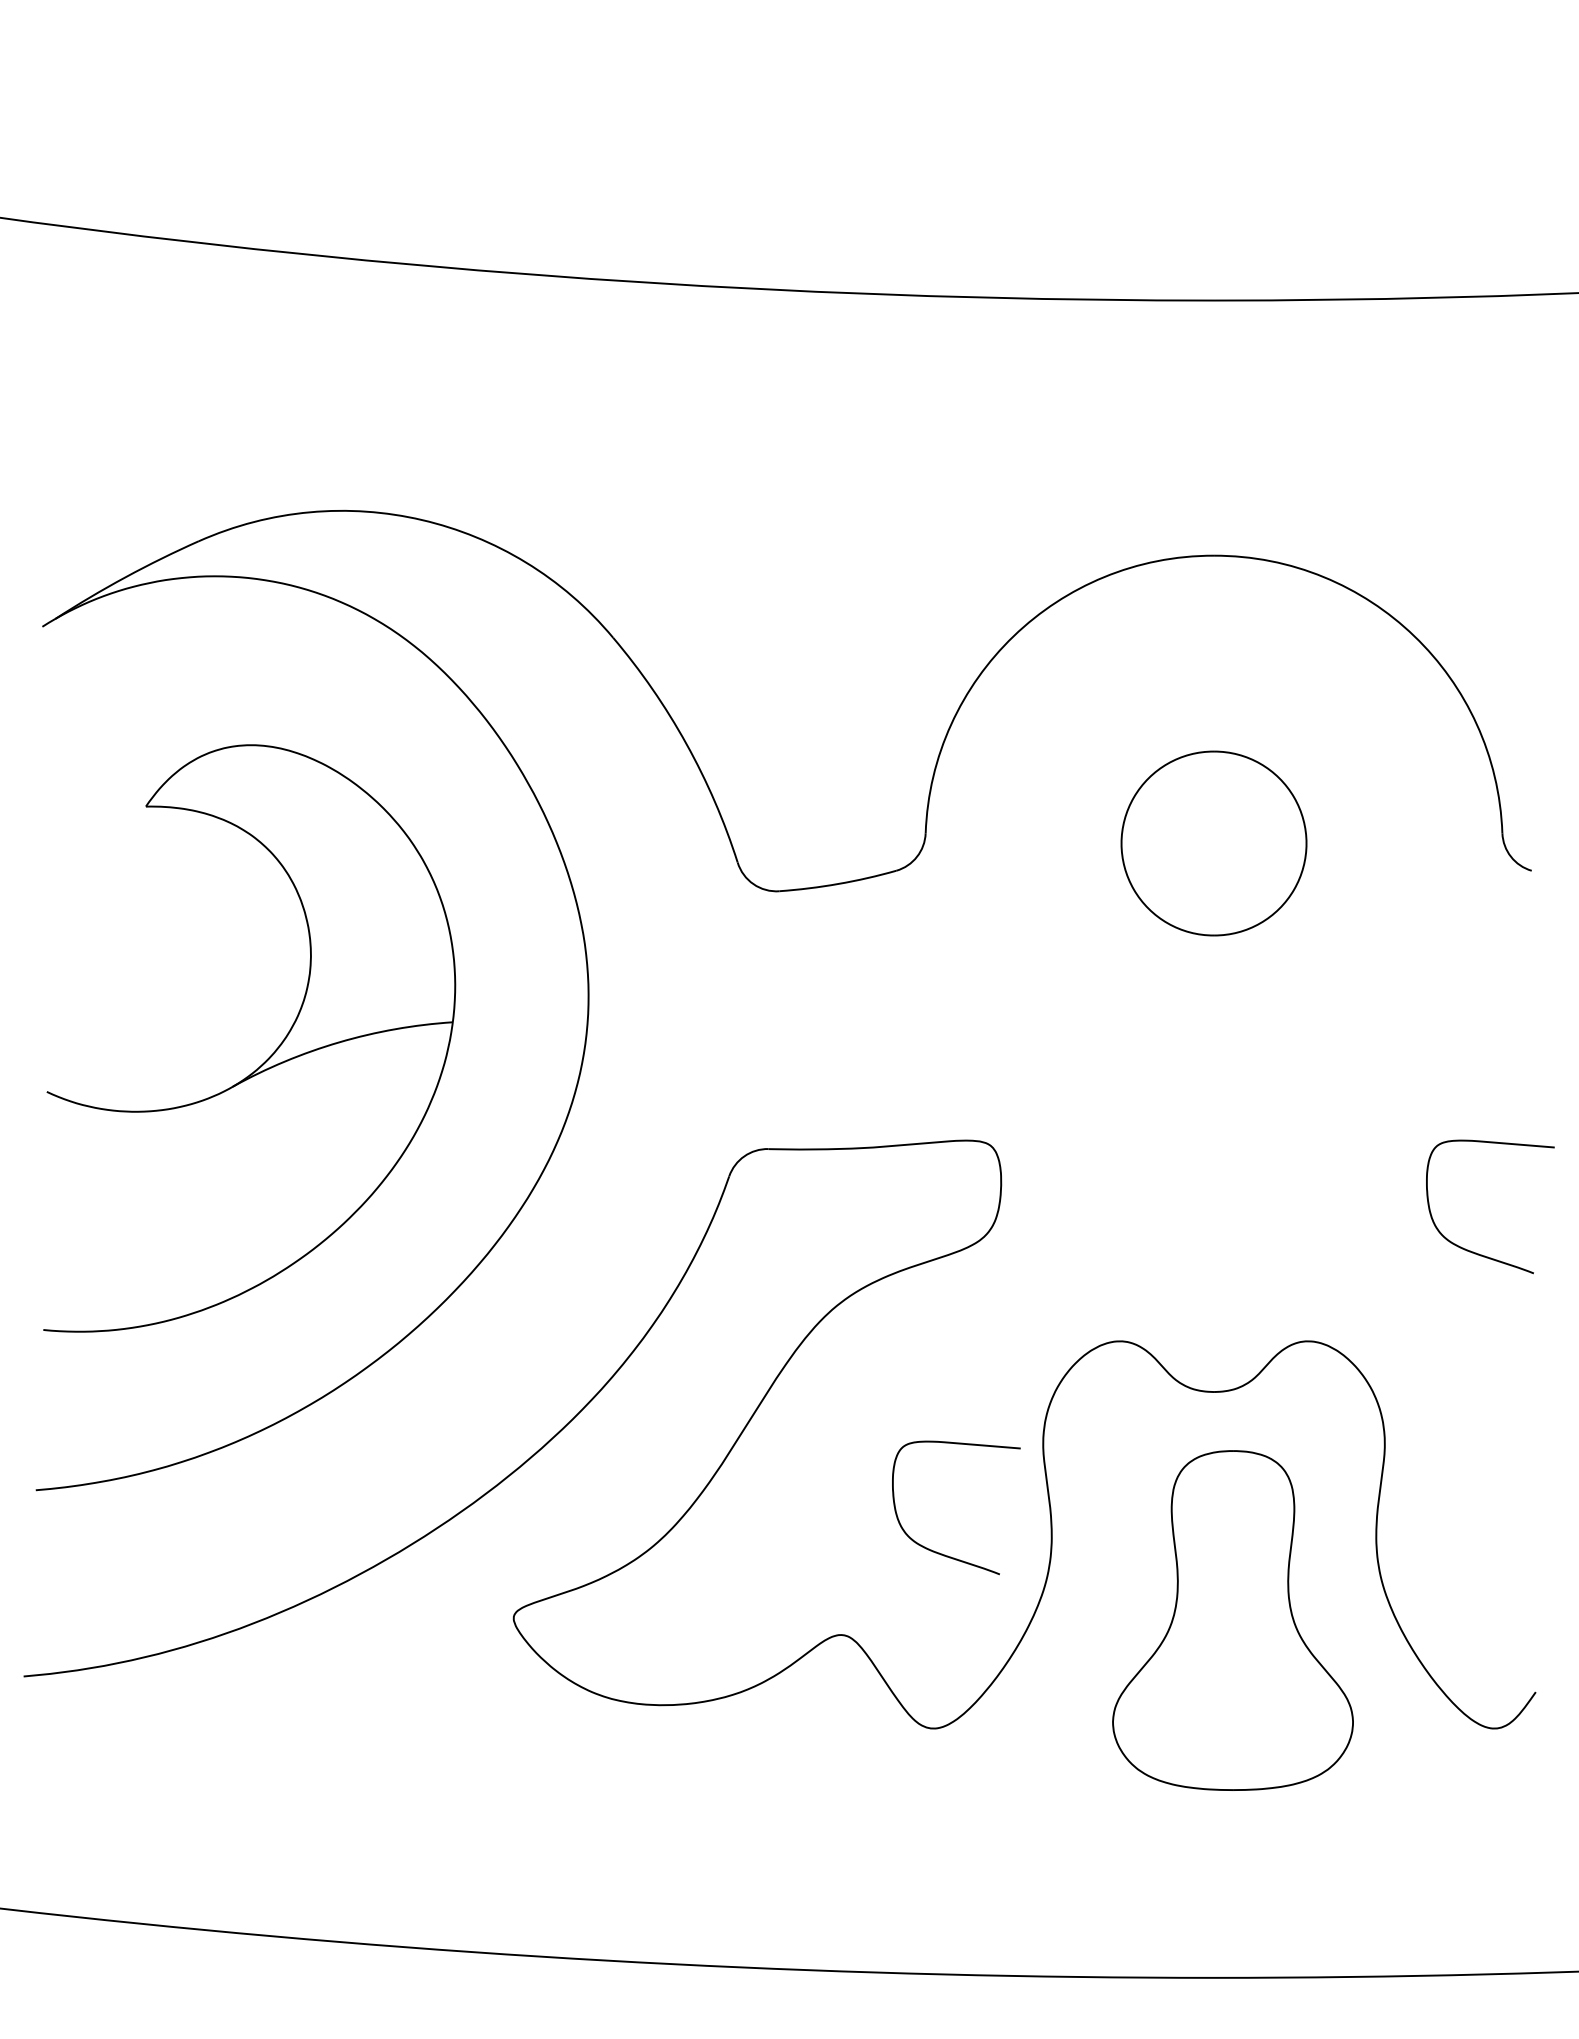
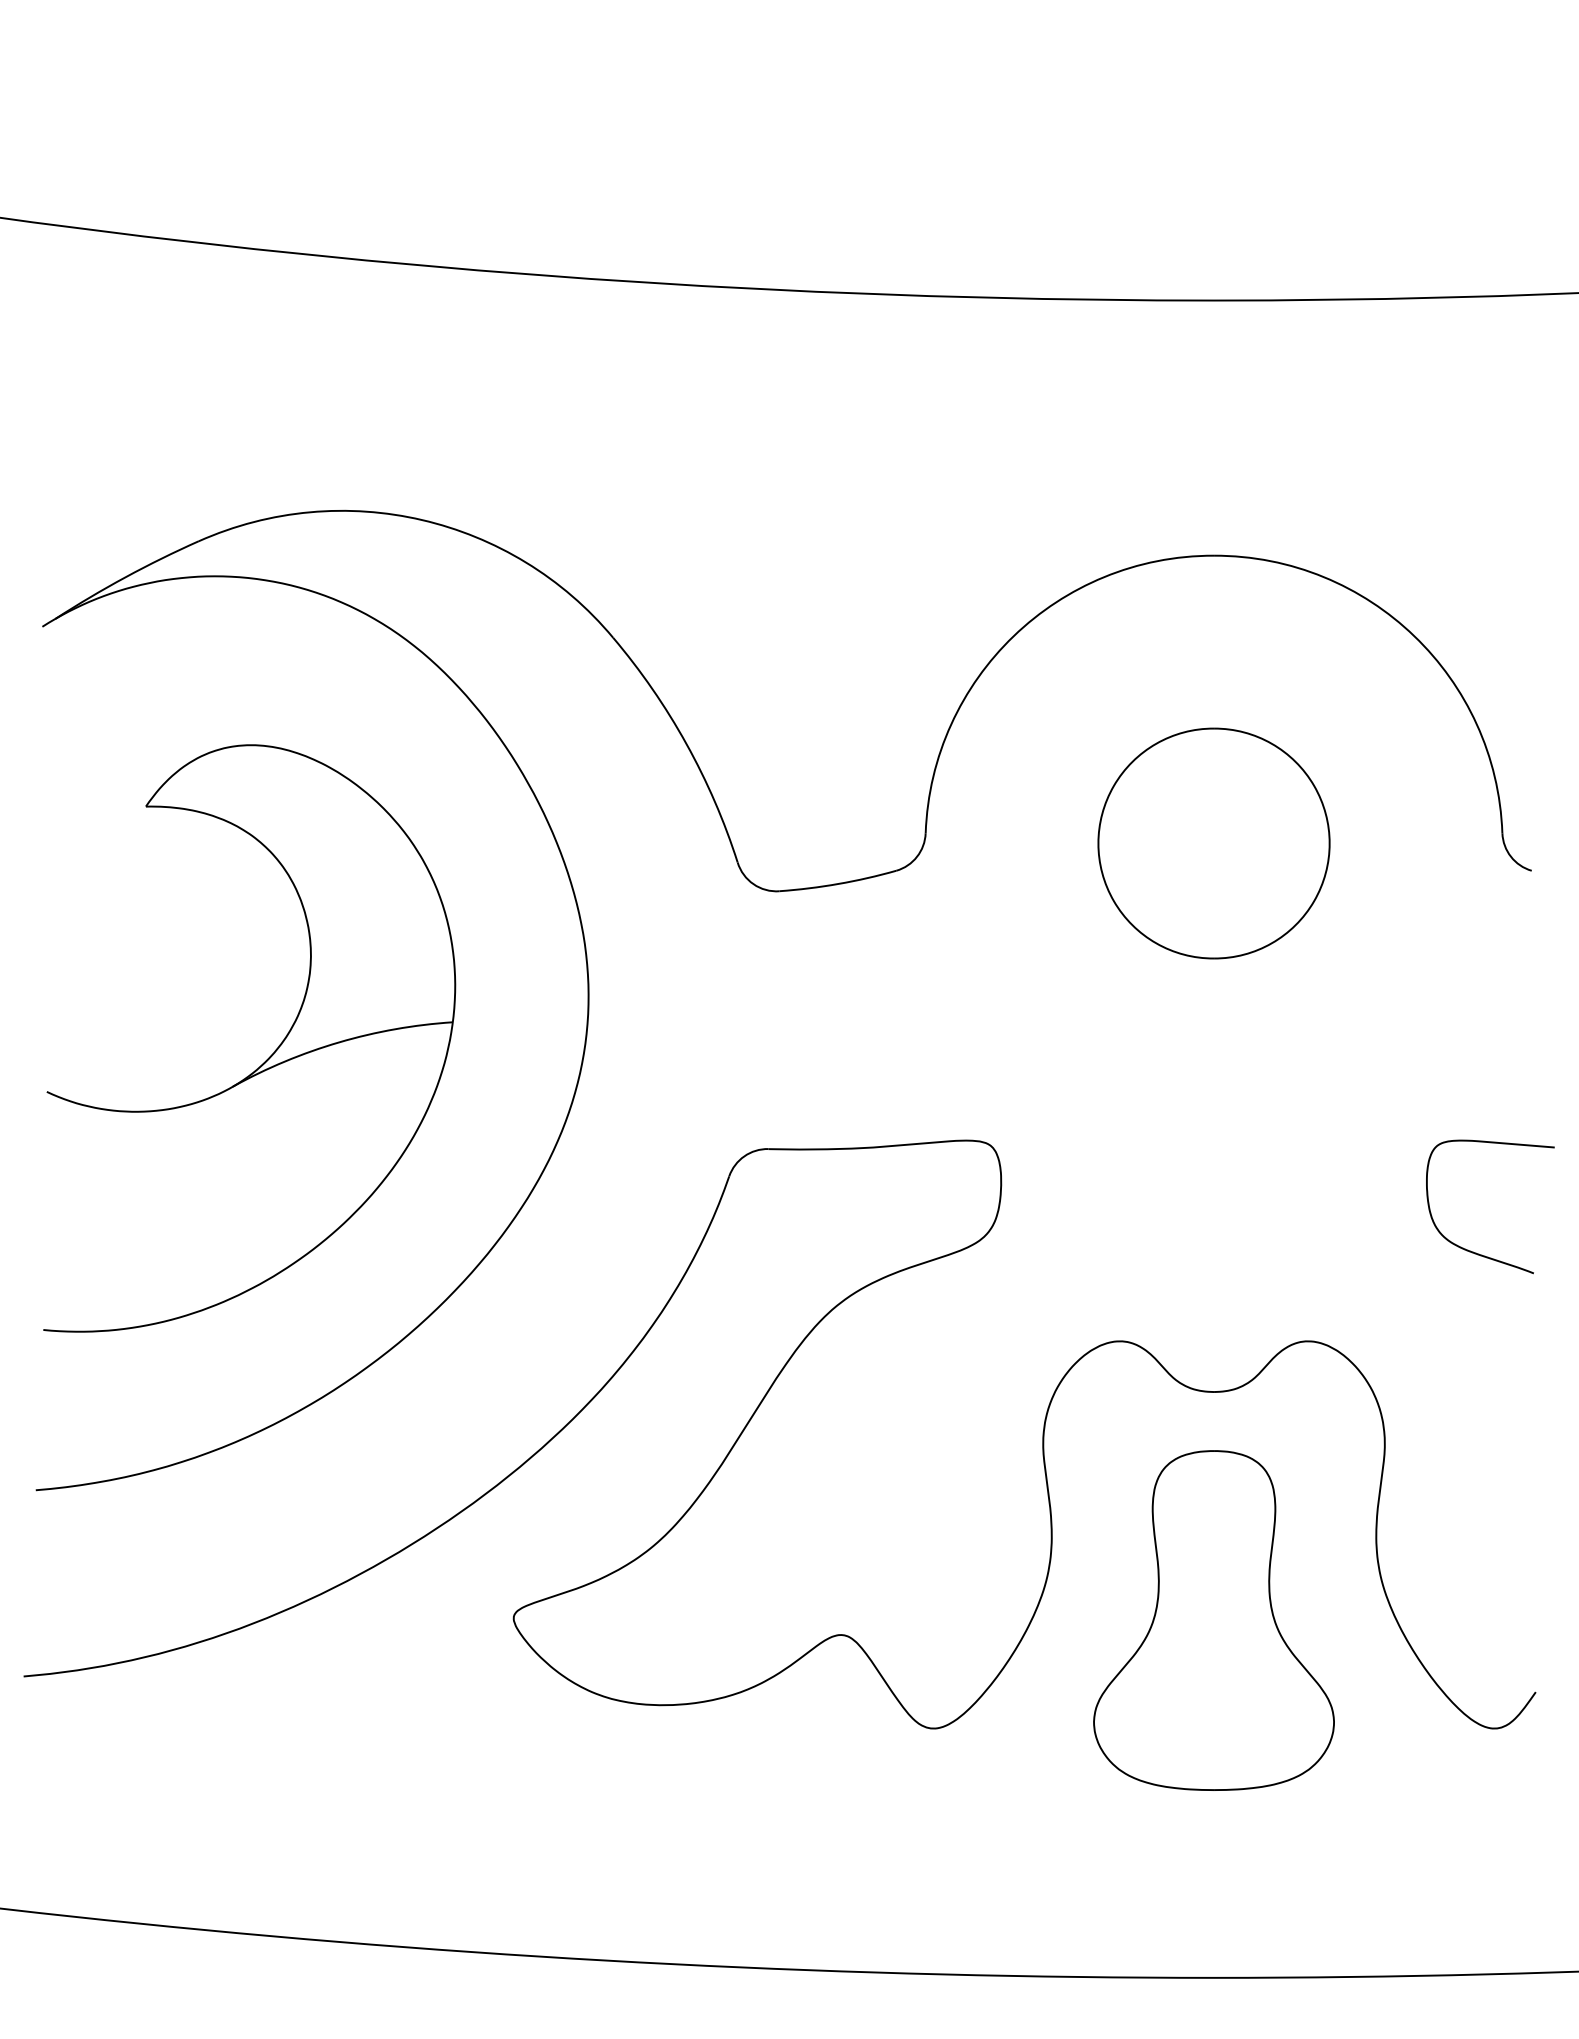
part size: 188x187 px -> 234x233 px (1213, 843)
curve: present -> none (942, 1553)
part position: (1232, 1620) -> (1213, 1620) (1213, 1620)
